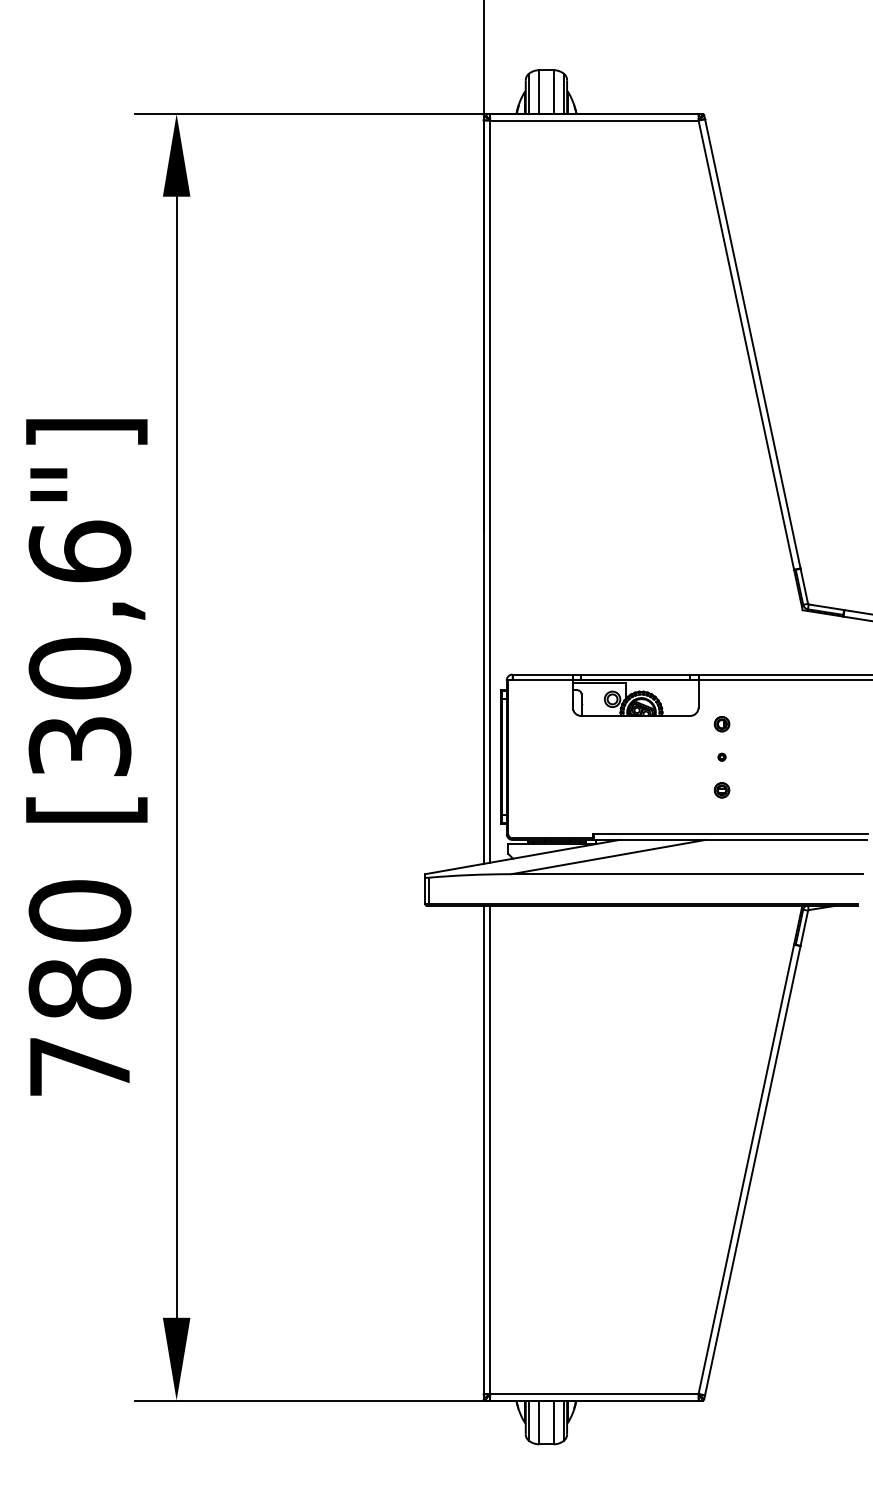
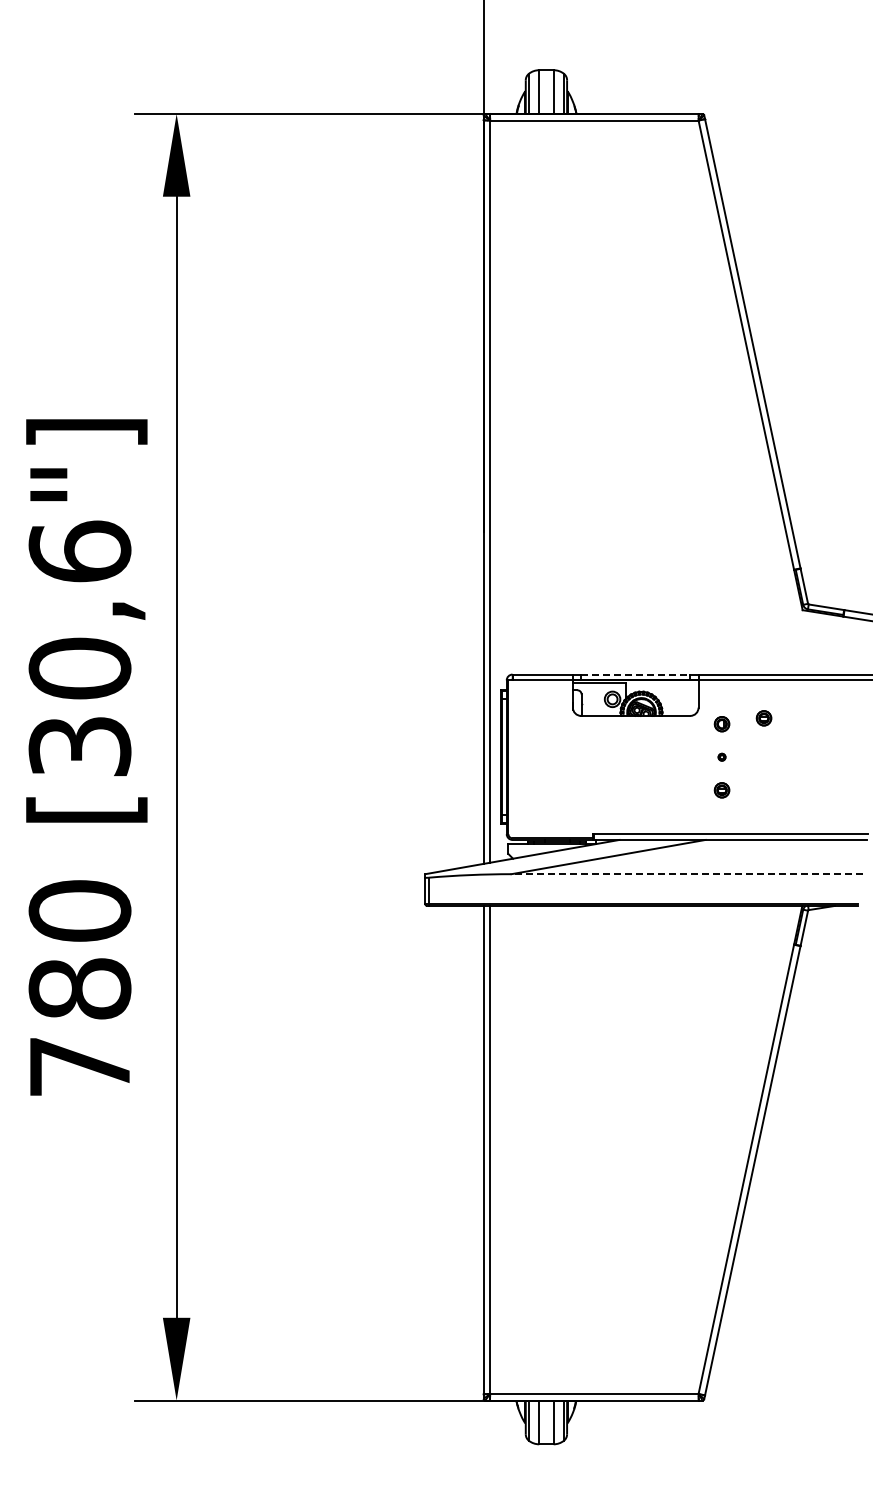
line: solid -> dashed (635, 674)
part: none -> present (763, 718)
line: solid -> dashed (687, 874)
